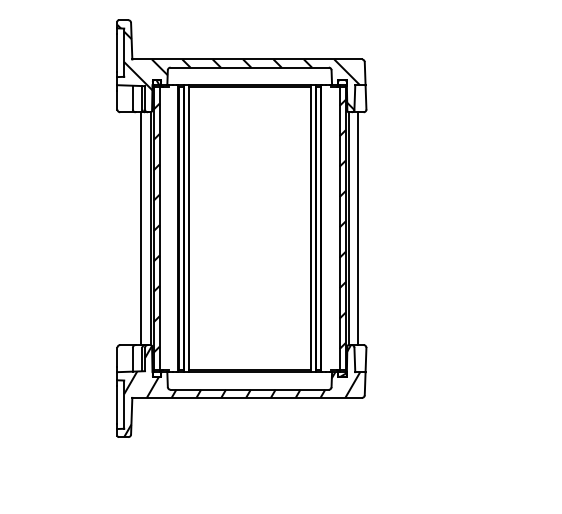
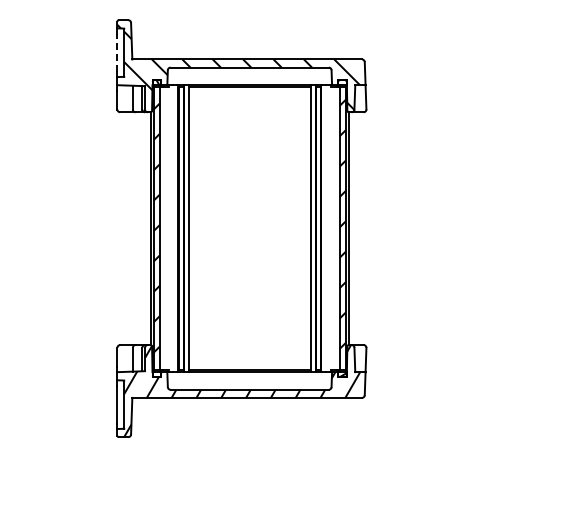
line: solid -> dashed (117, 52)
line: present -> none (141, 228)
line: present -> none (357, 228)
